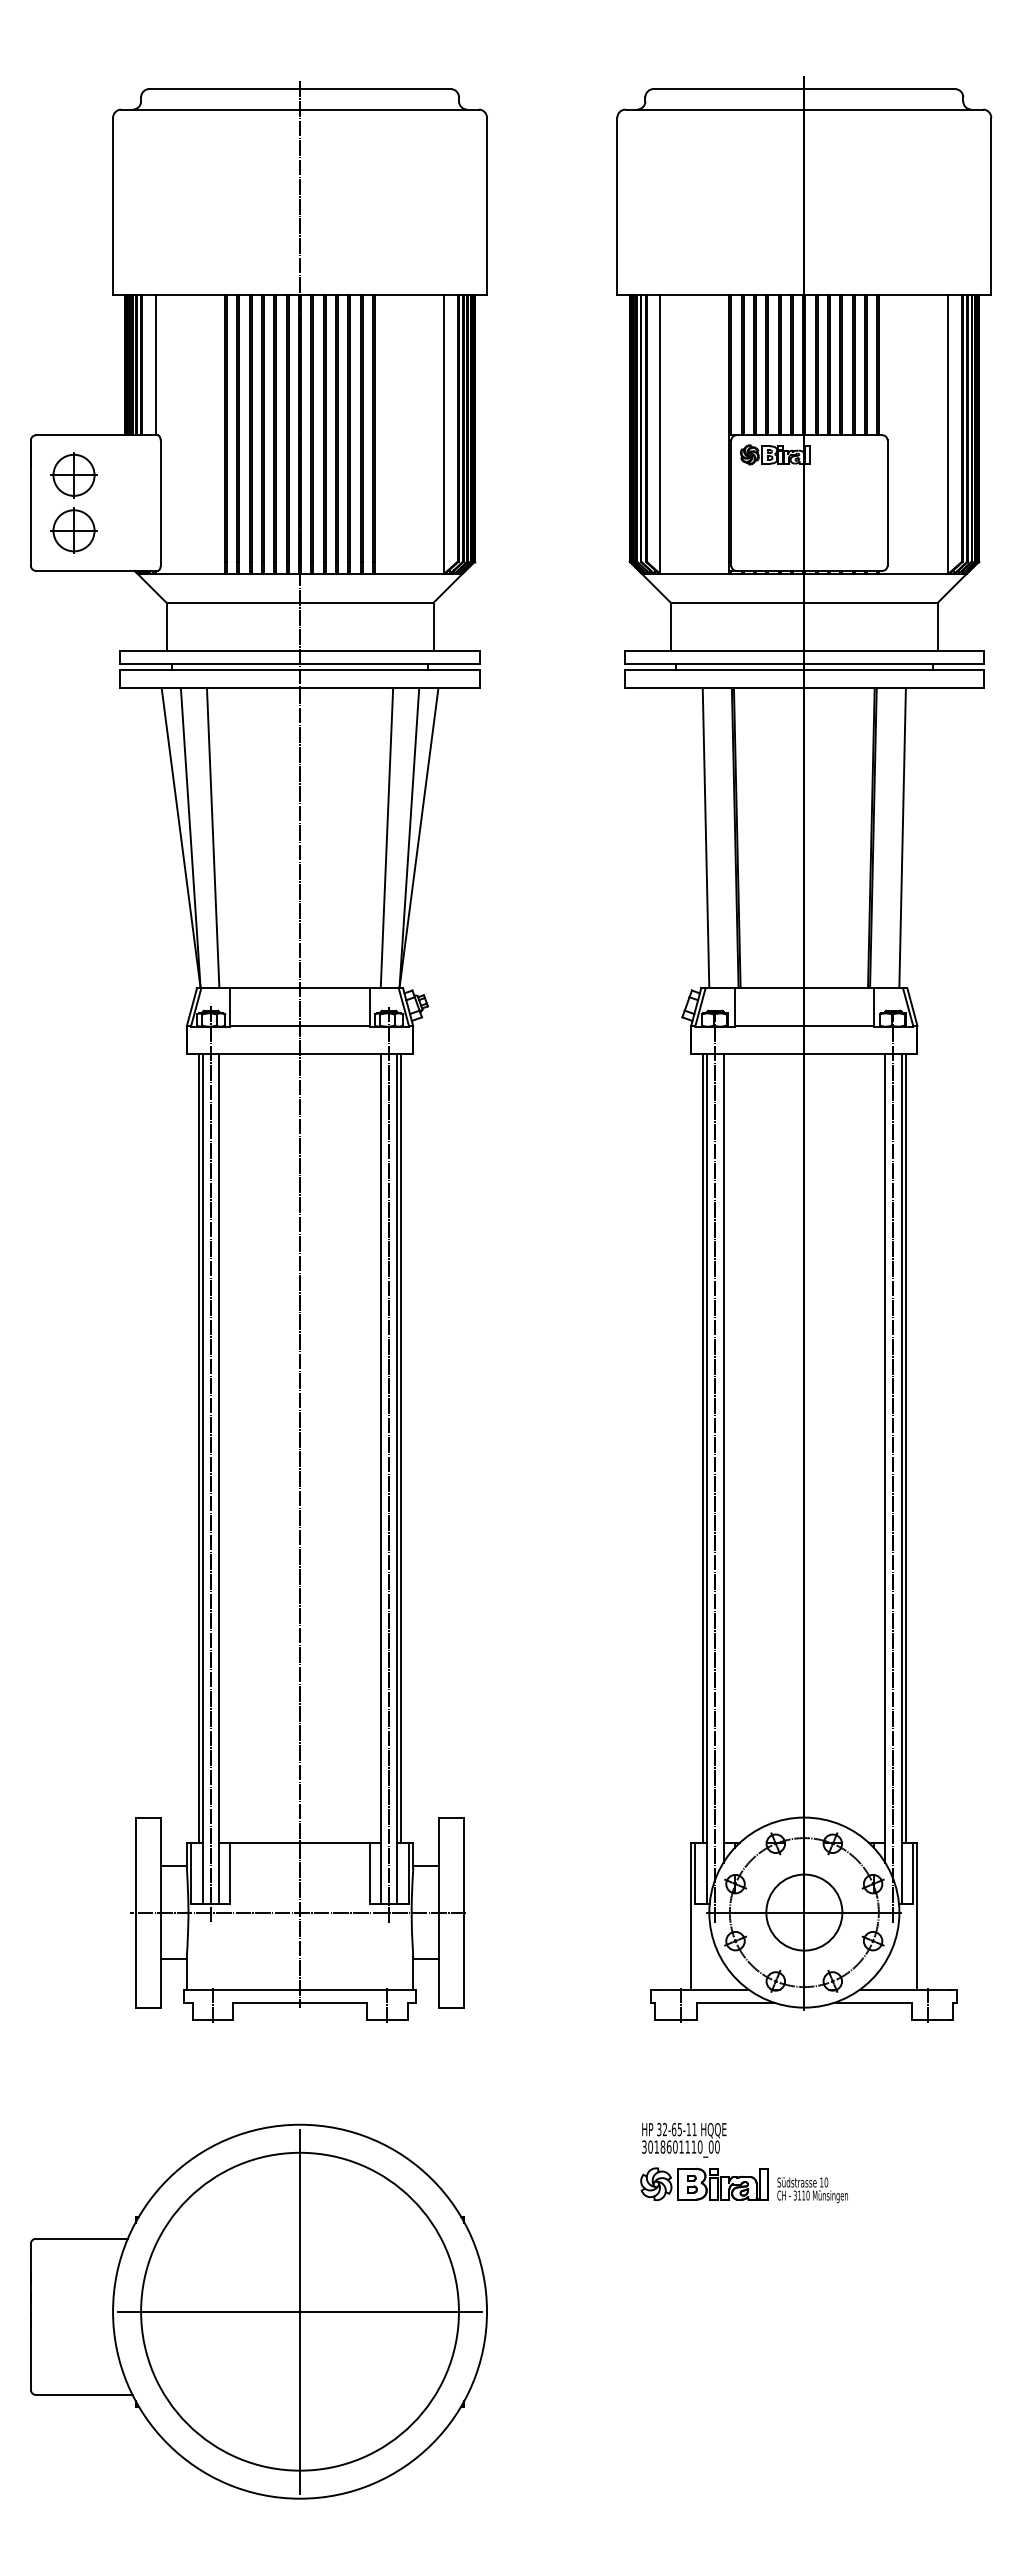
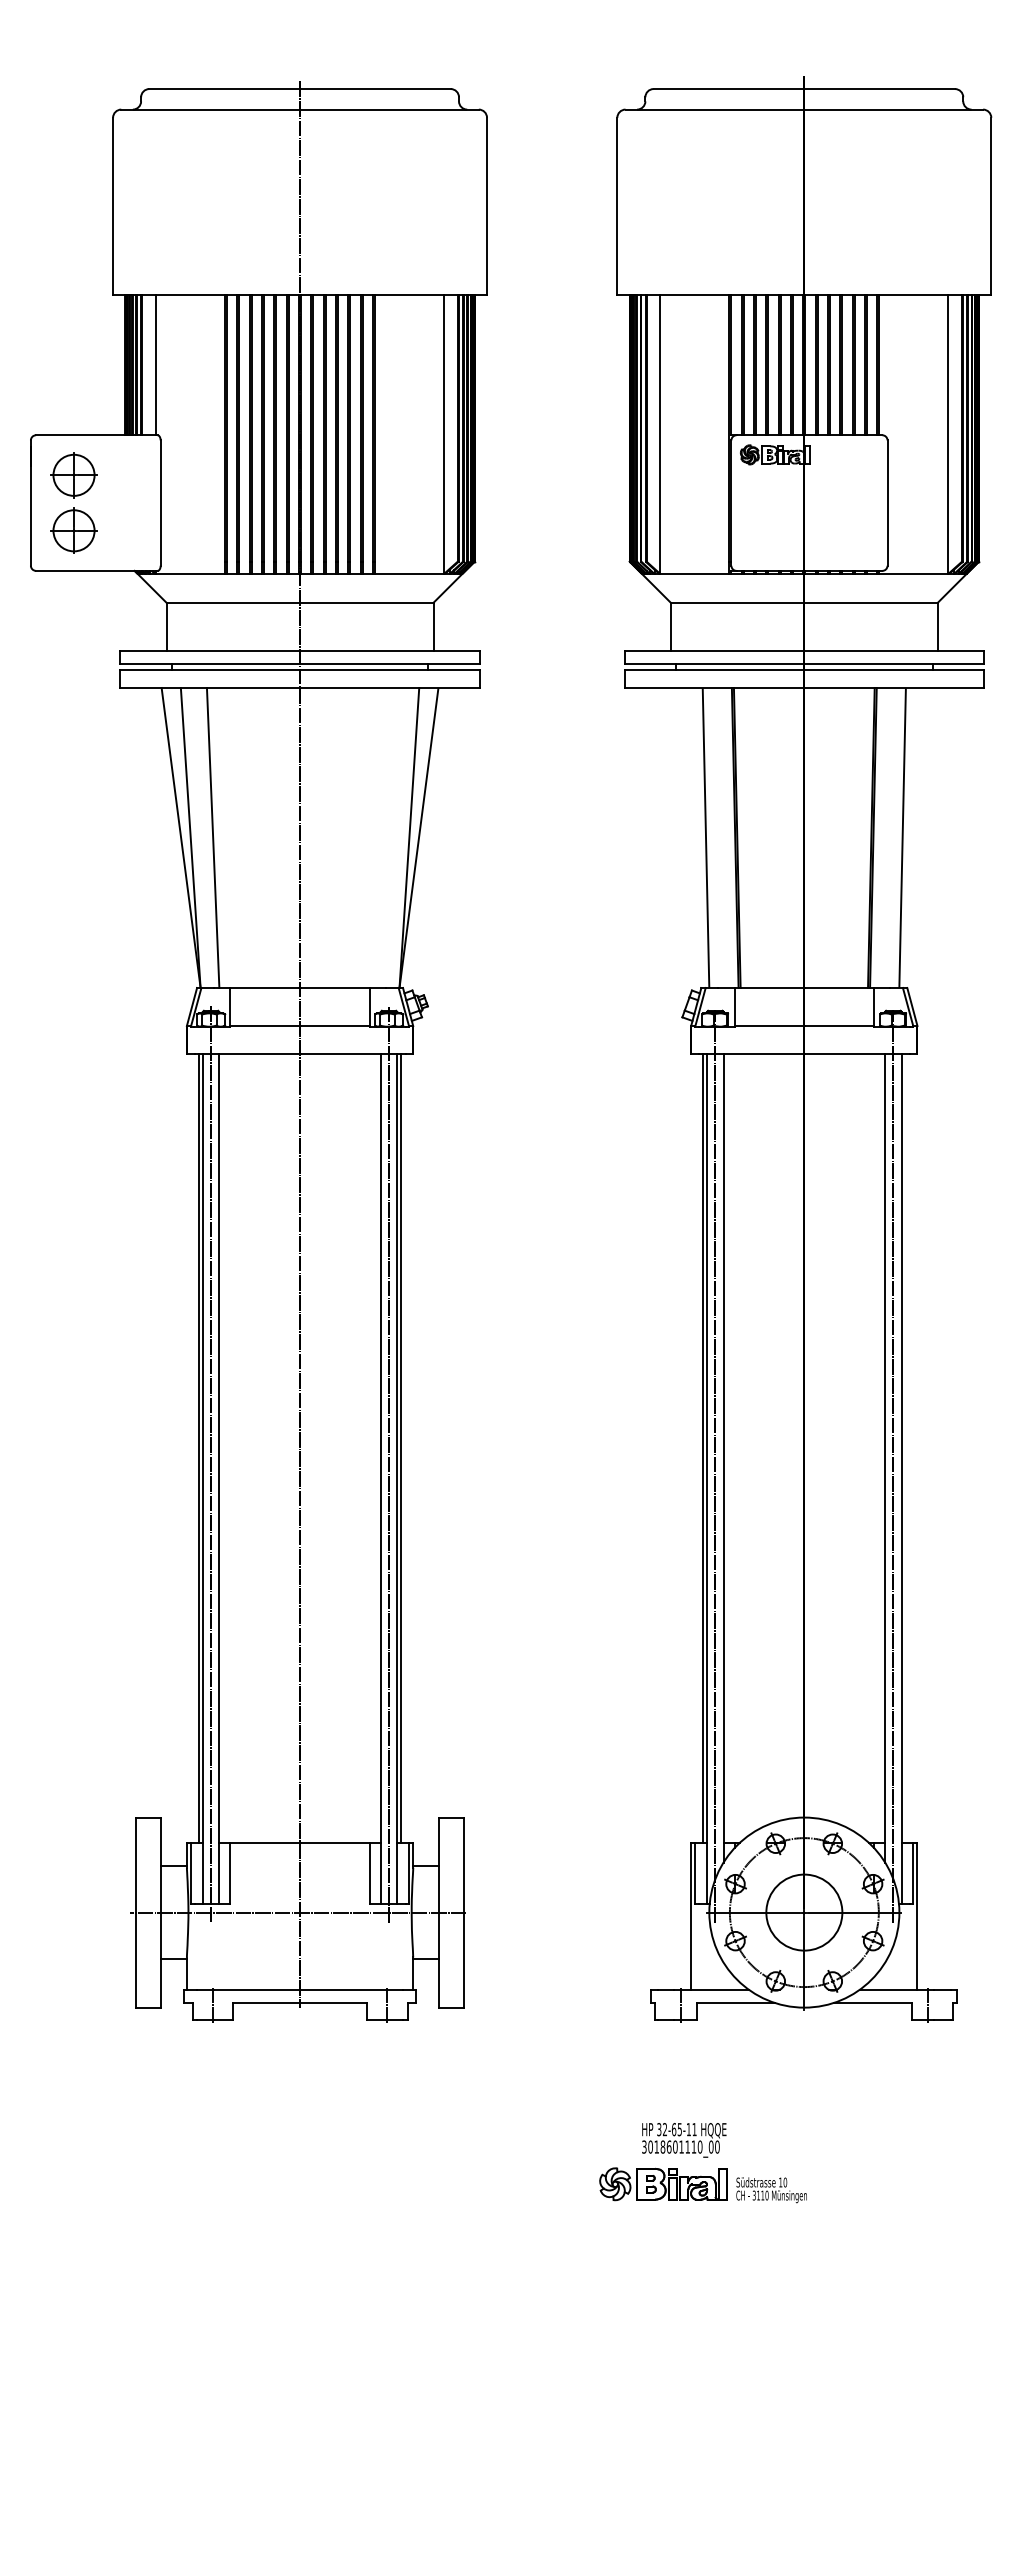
line: present -> none (386, 838)
line: present -> none (905, 1448)
part position: (743, 2185) -> (702, 2185) (702, 2185)
part: present -> none (258, 2311)
